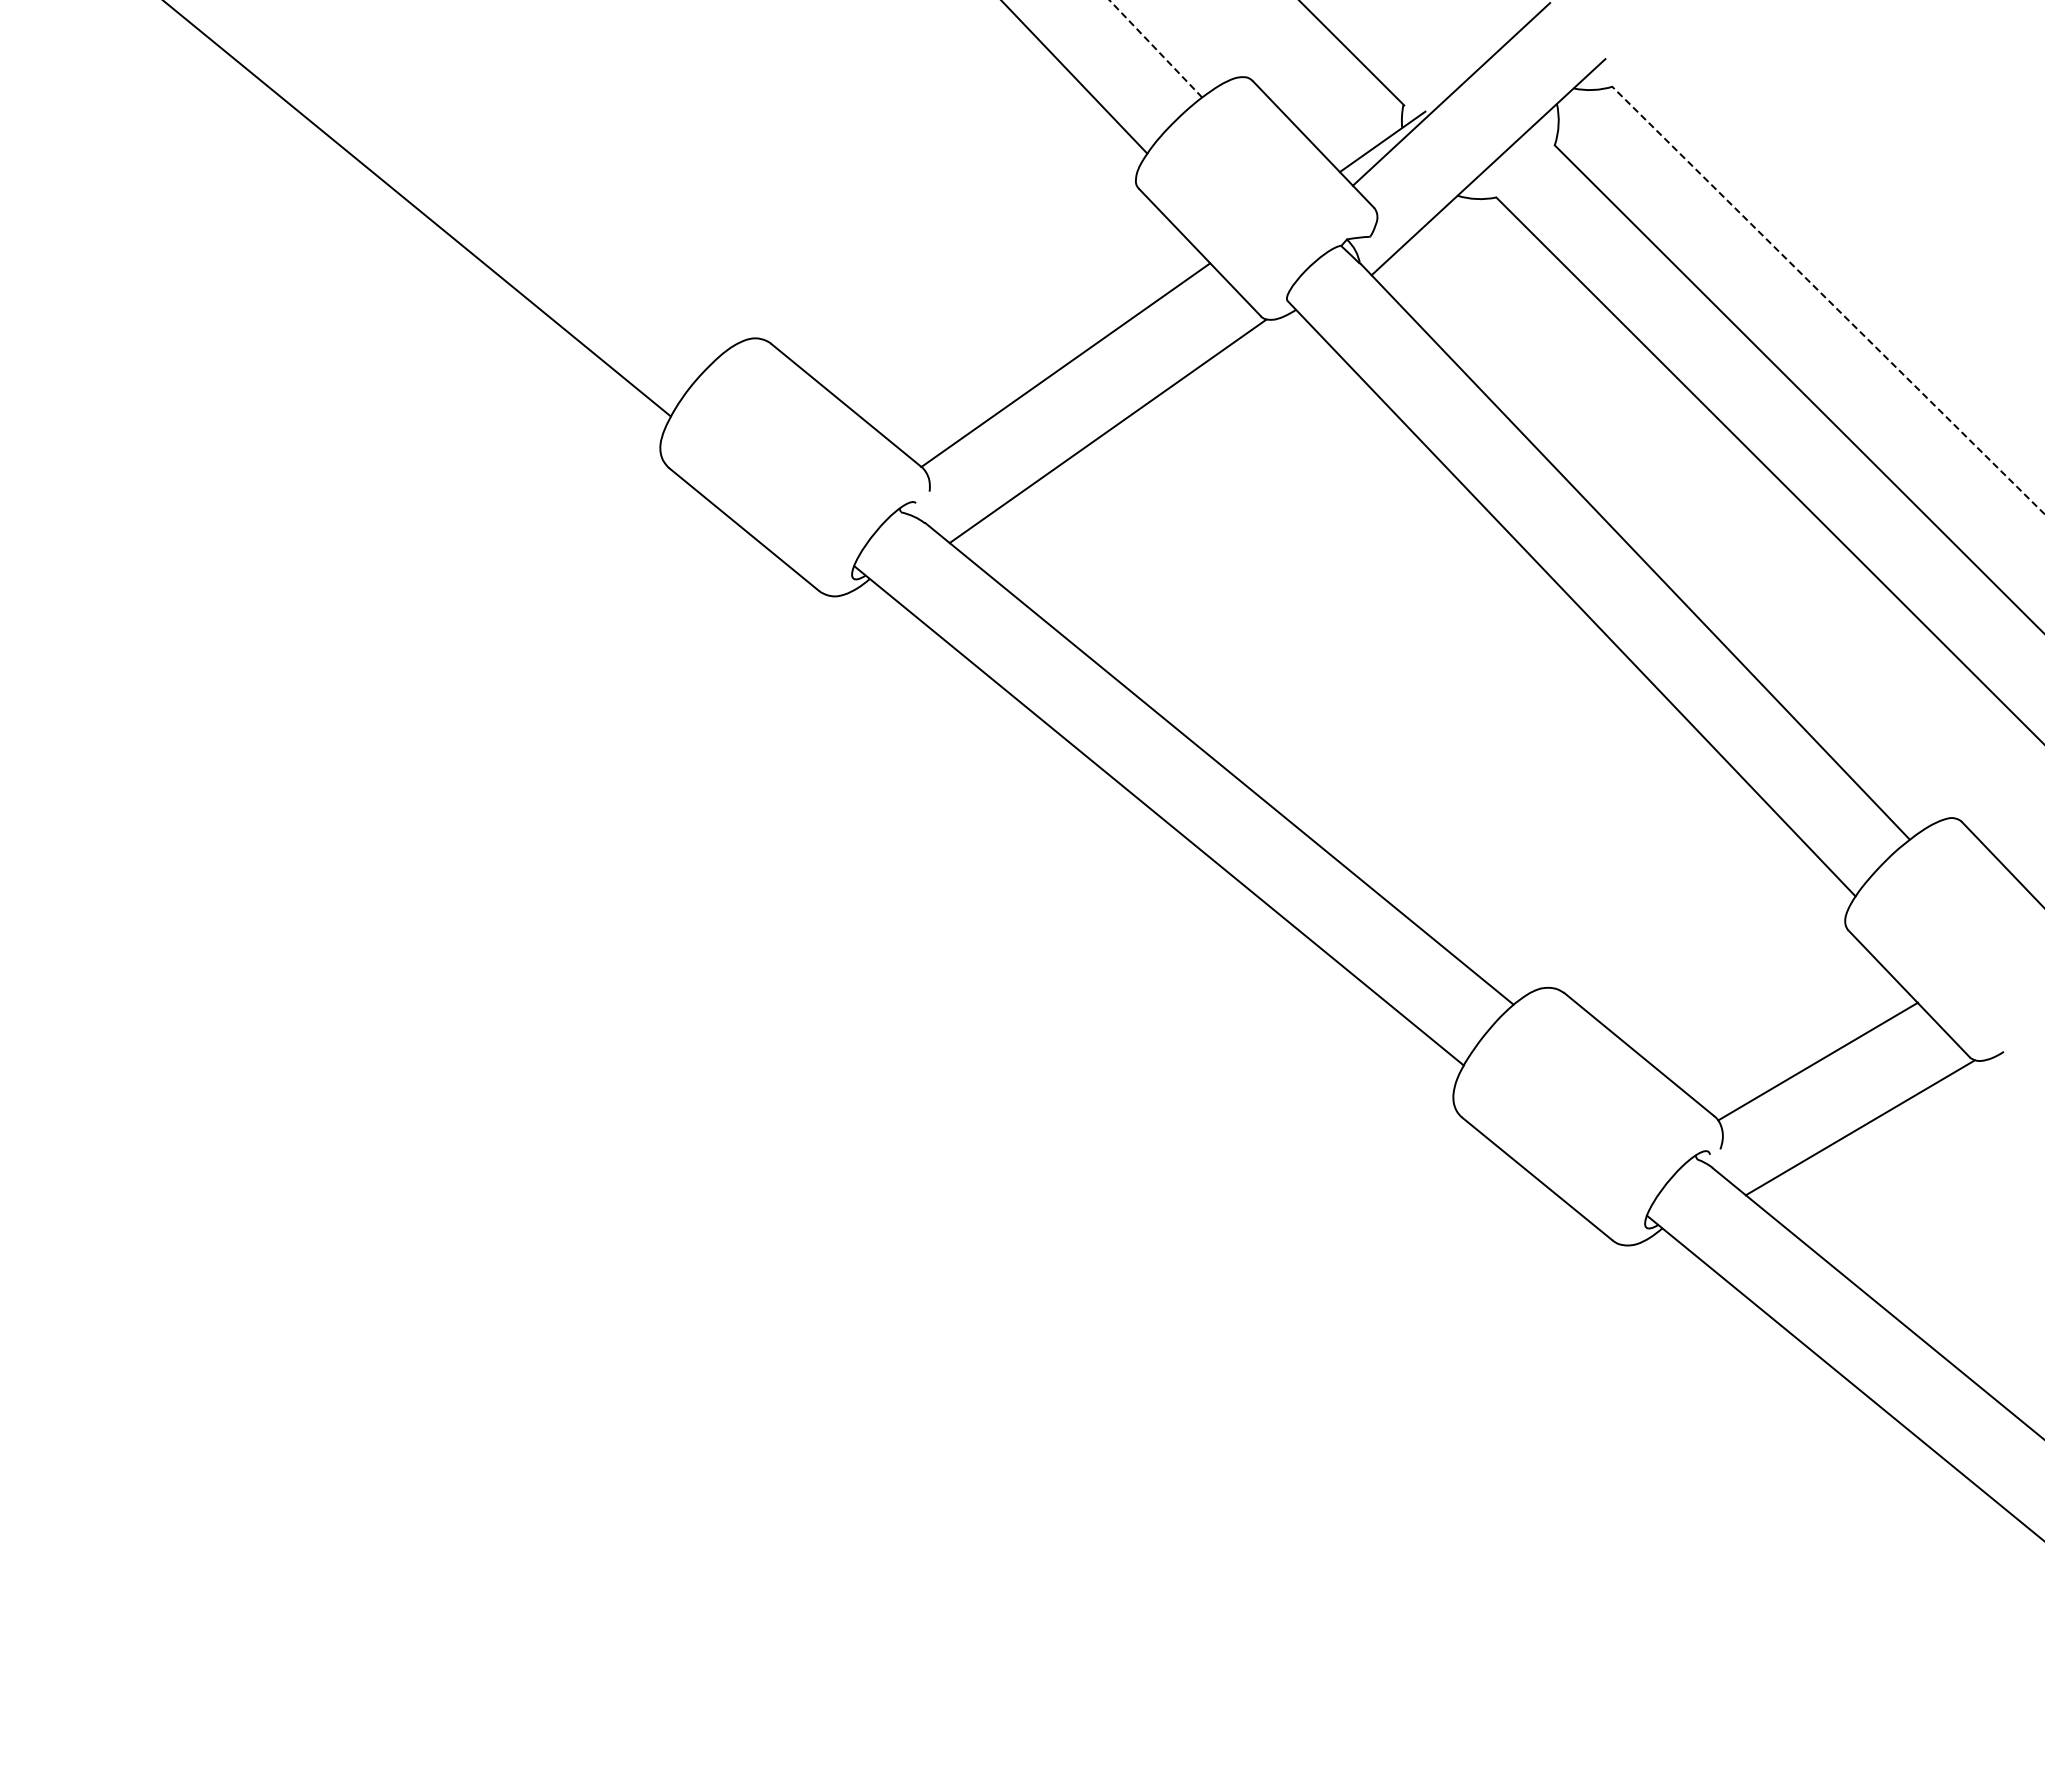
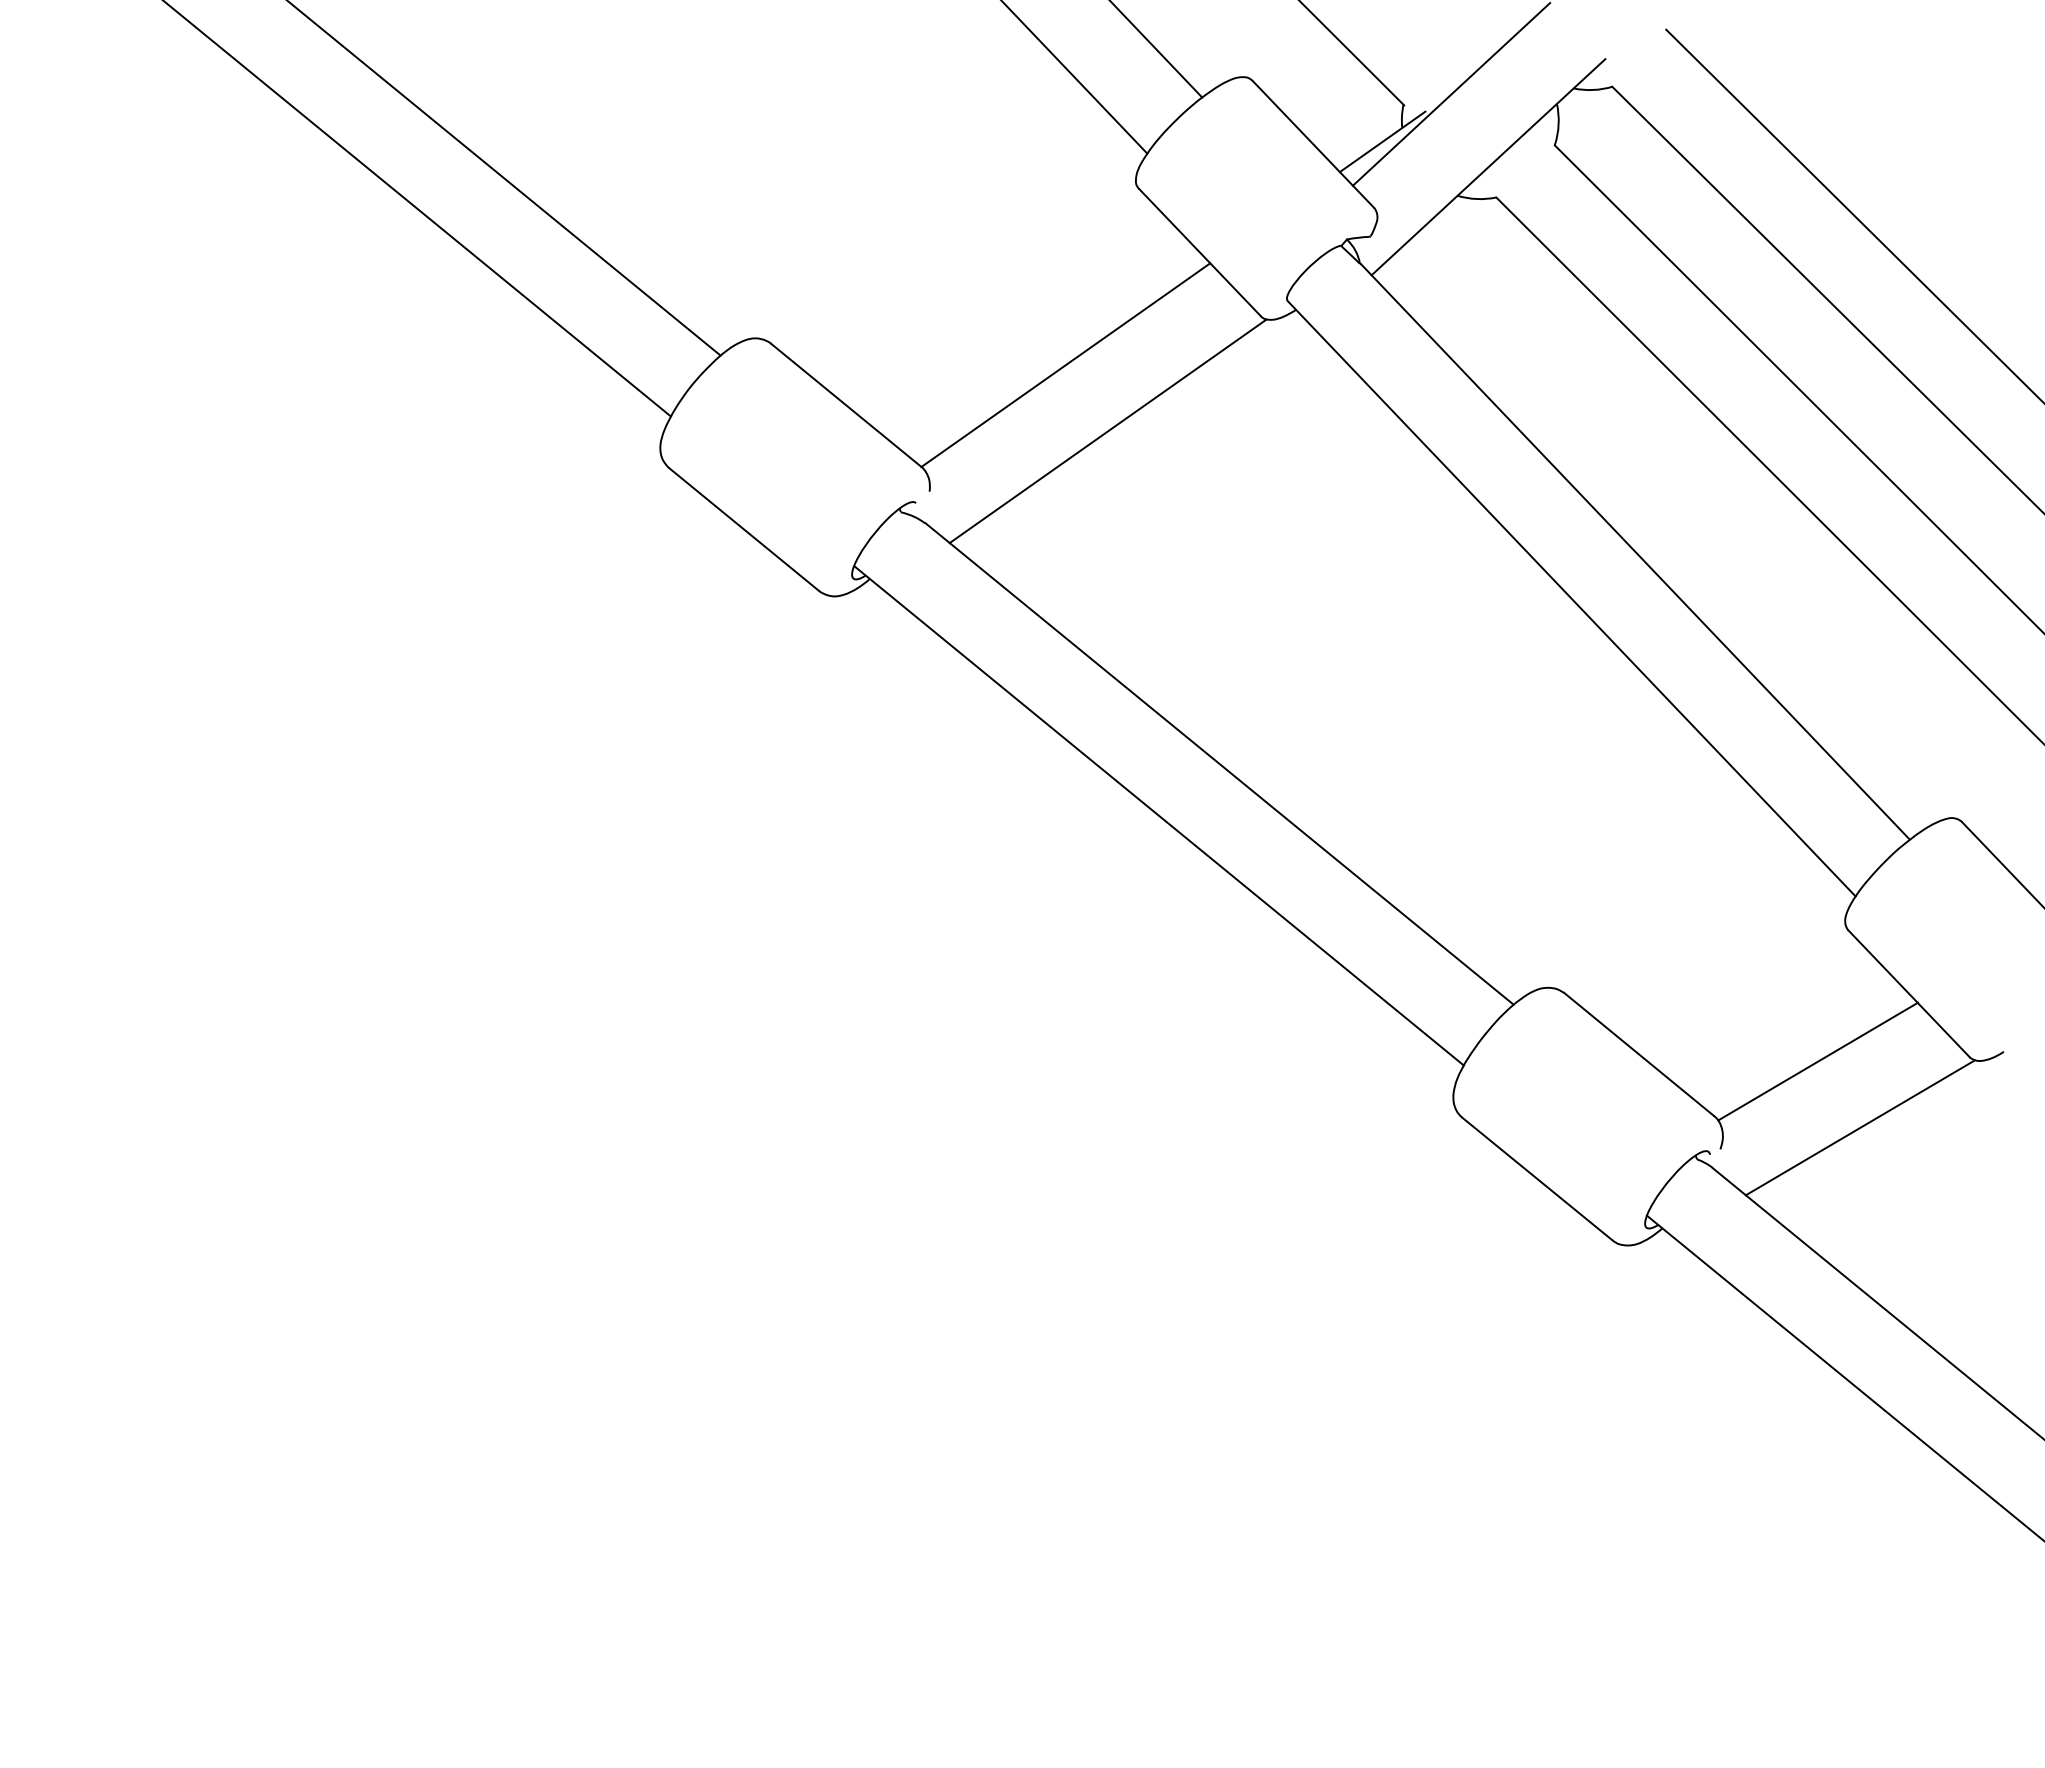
line: dashed -> solid (1156, 49)
line: none -> present (504, 178)
line: none -> present (1853, 214)
line: dashed -> solid (1828, 300)
